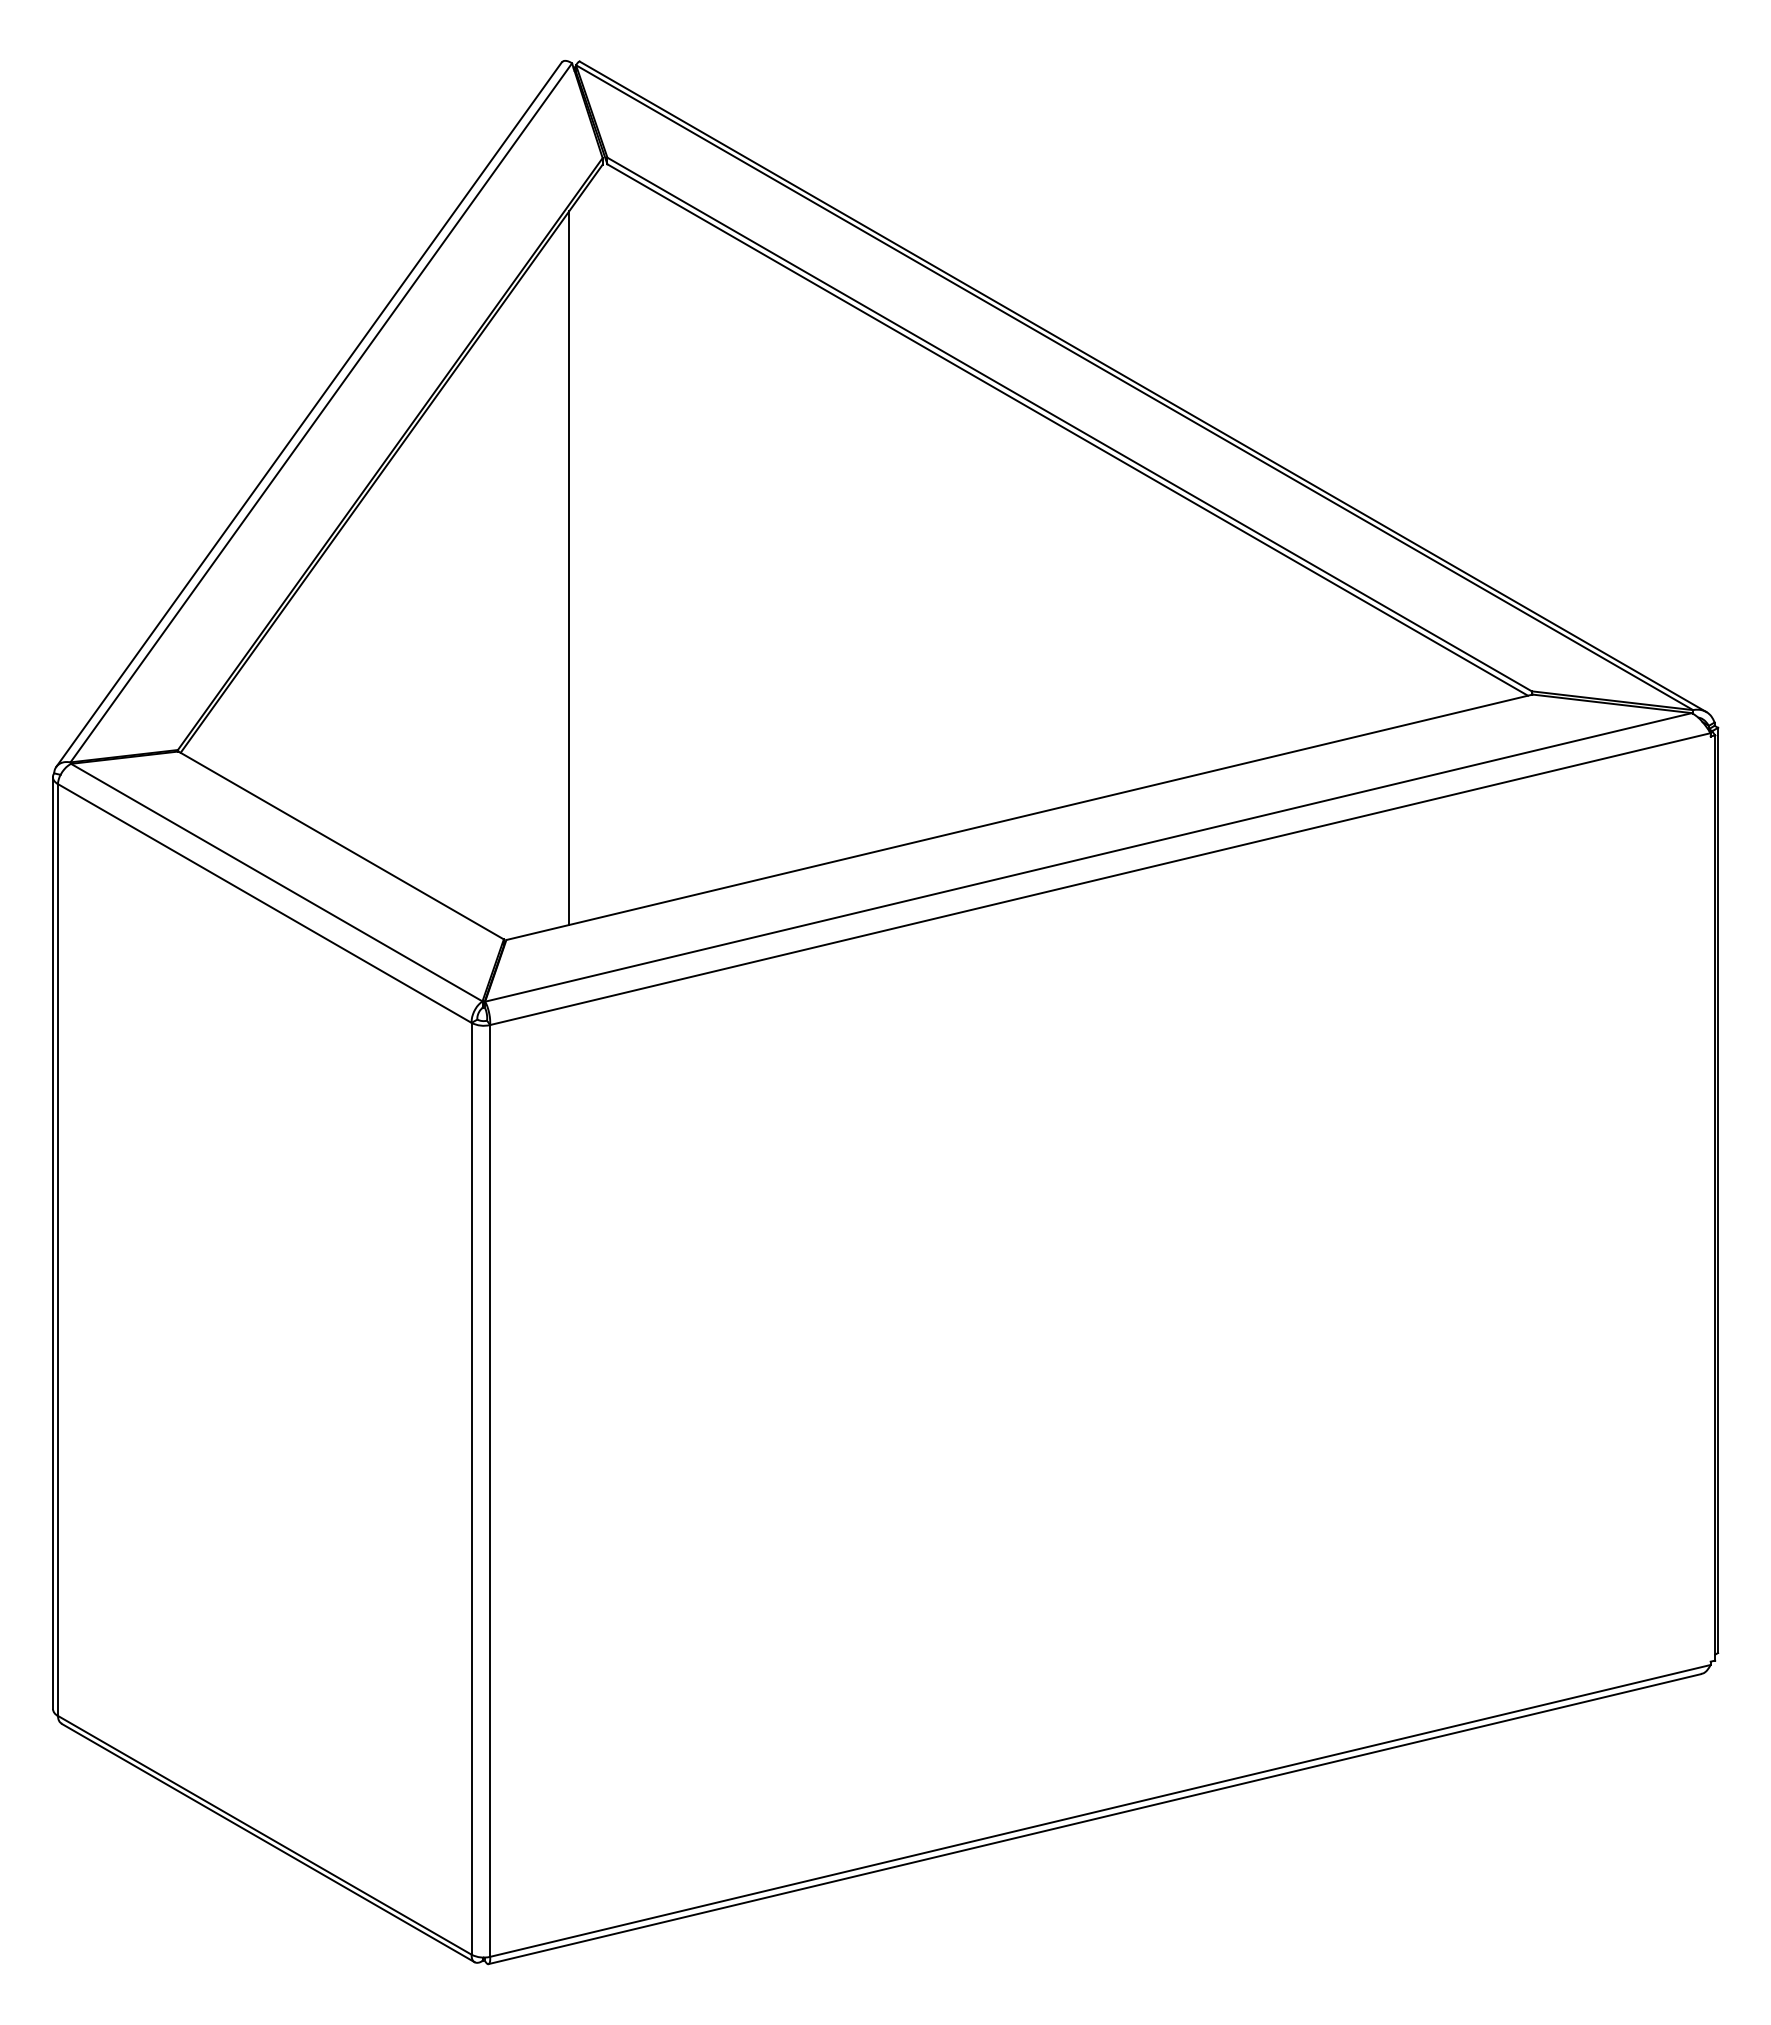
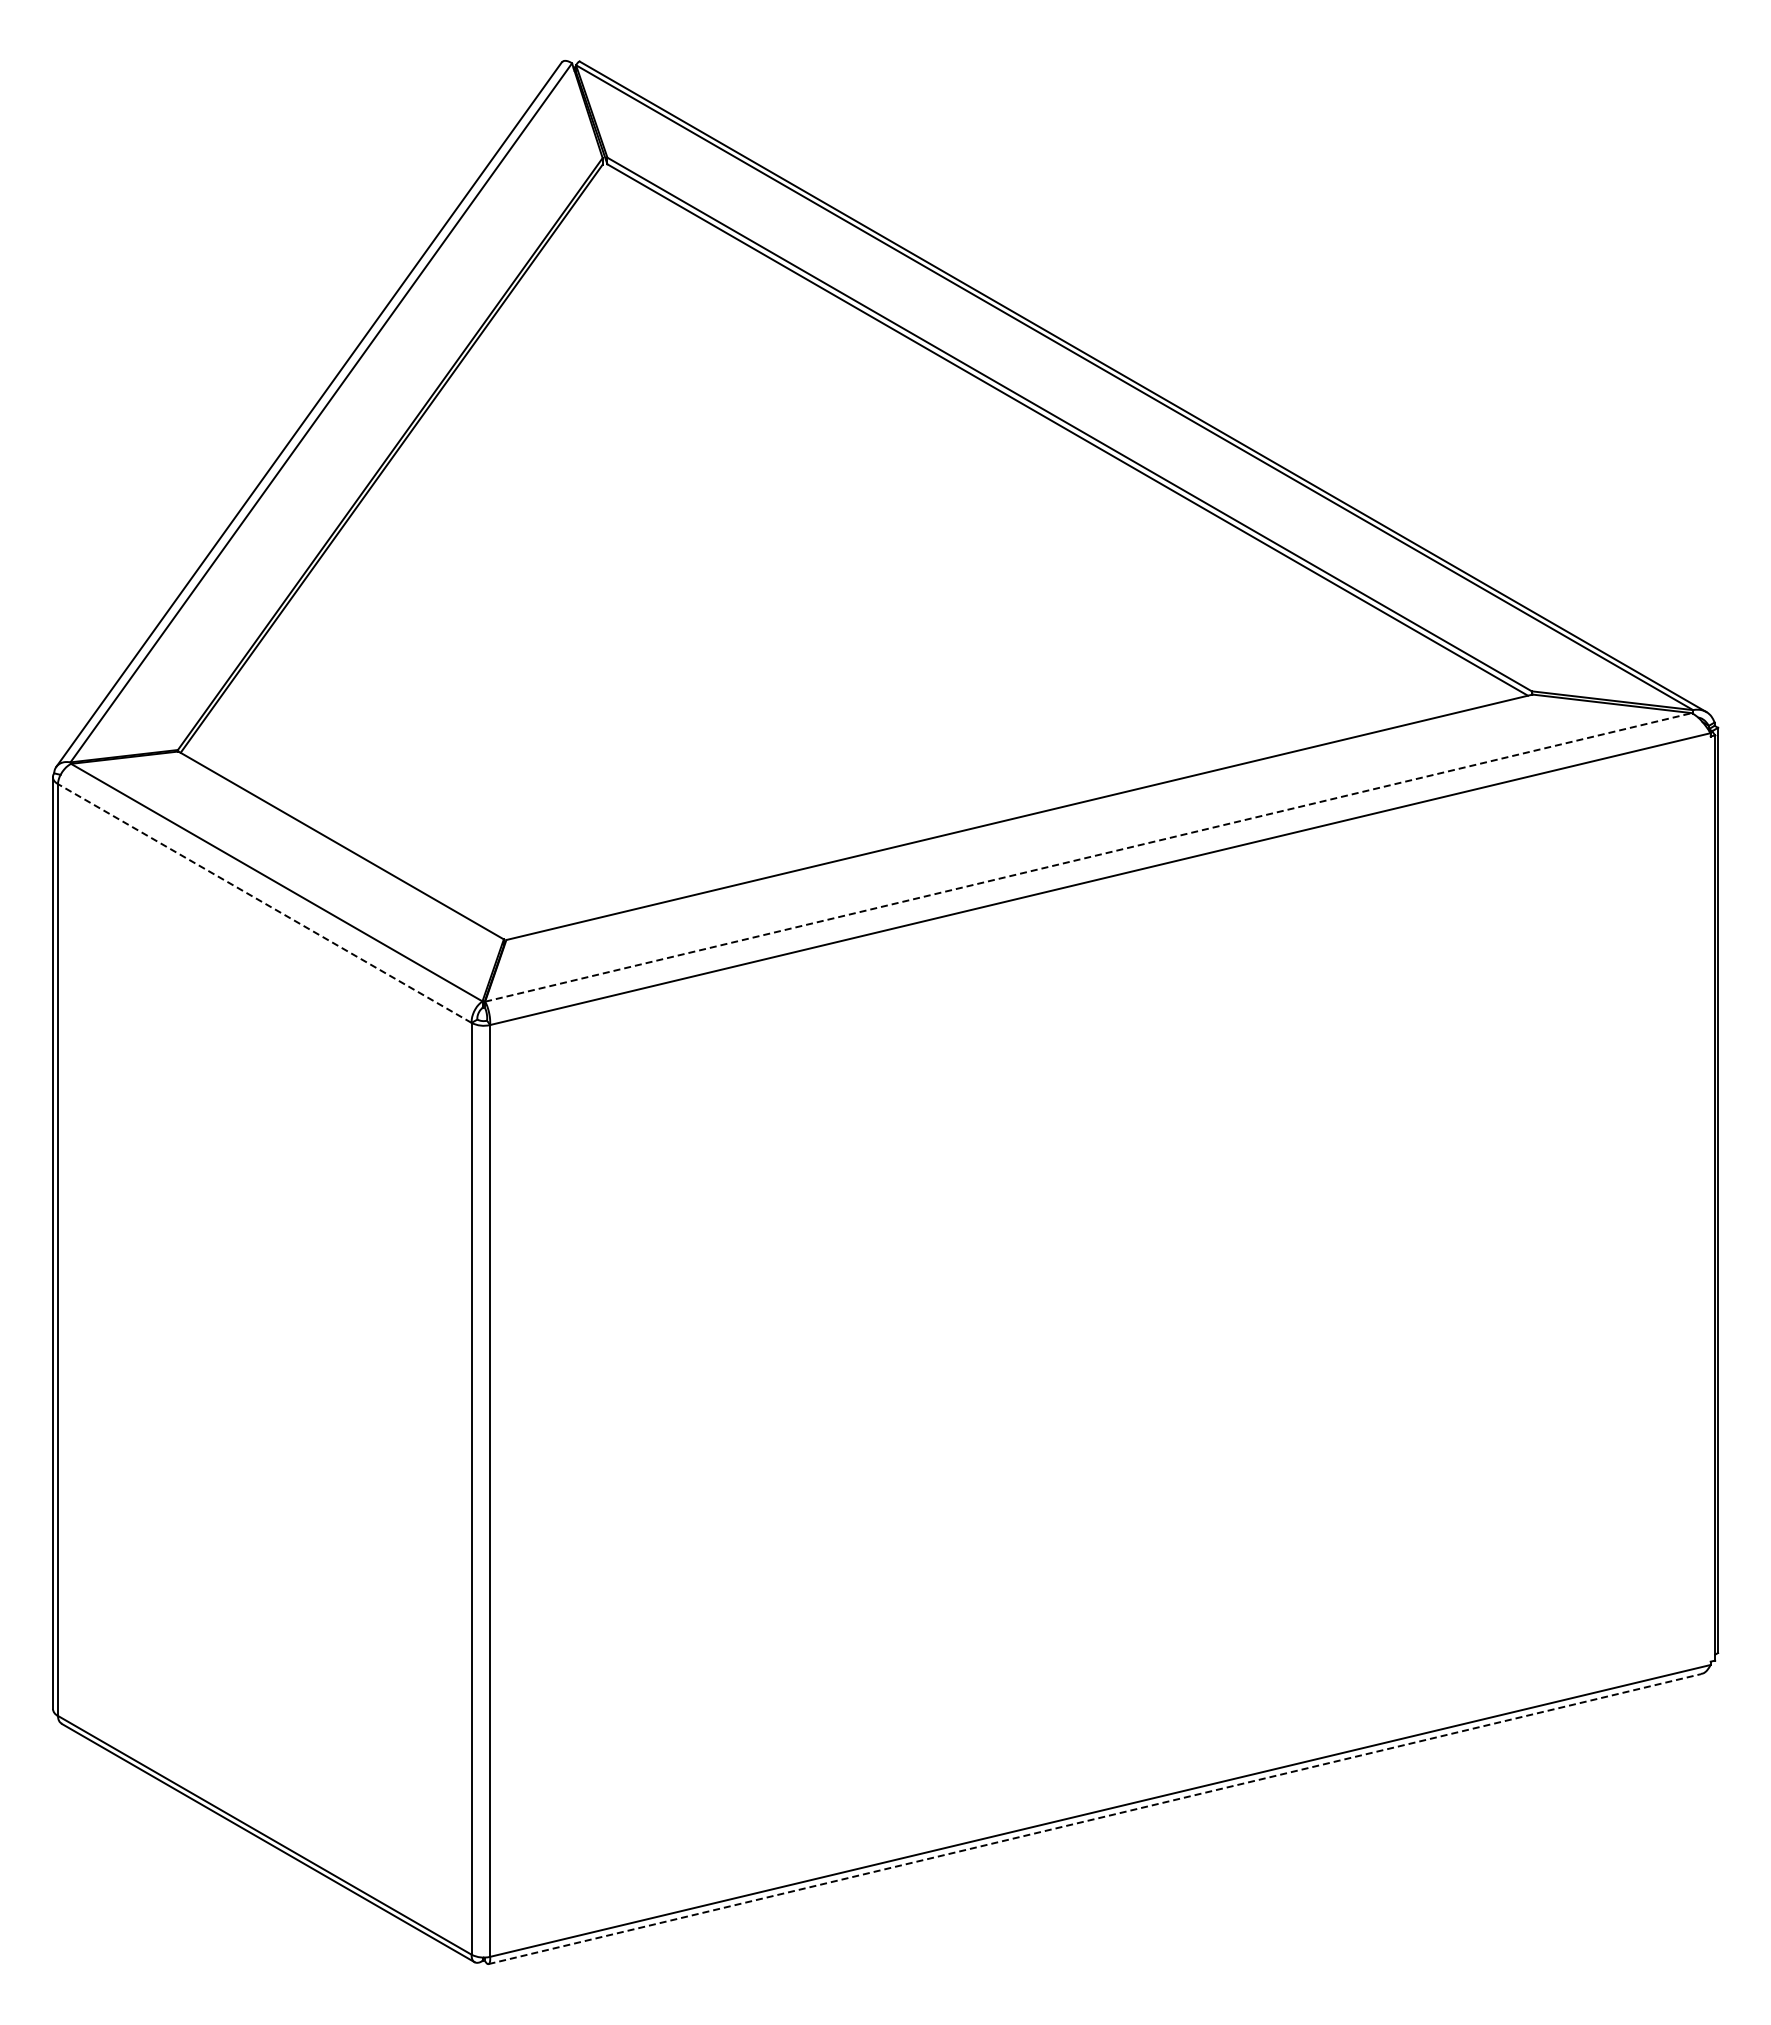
line: present -> none (569, 568)
line: solid -> dashed (1089, 857)
line: solid -> dashed (264, 903)
line: solid -> dashed (1095, 1819)
